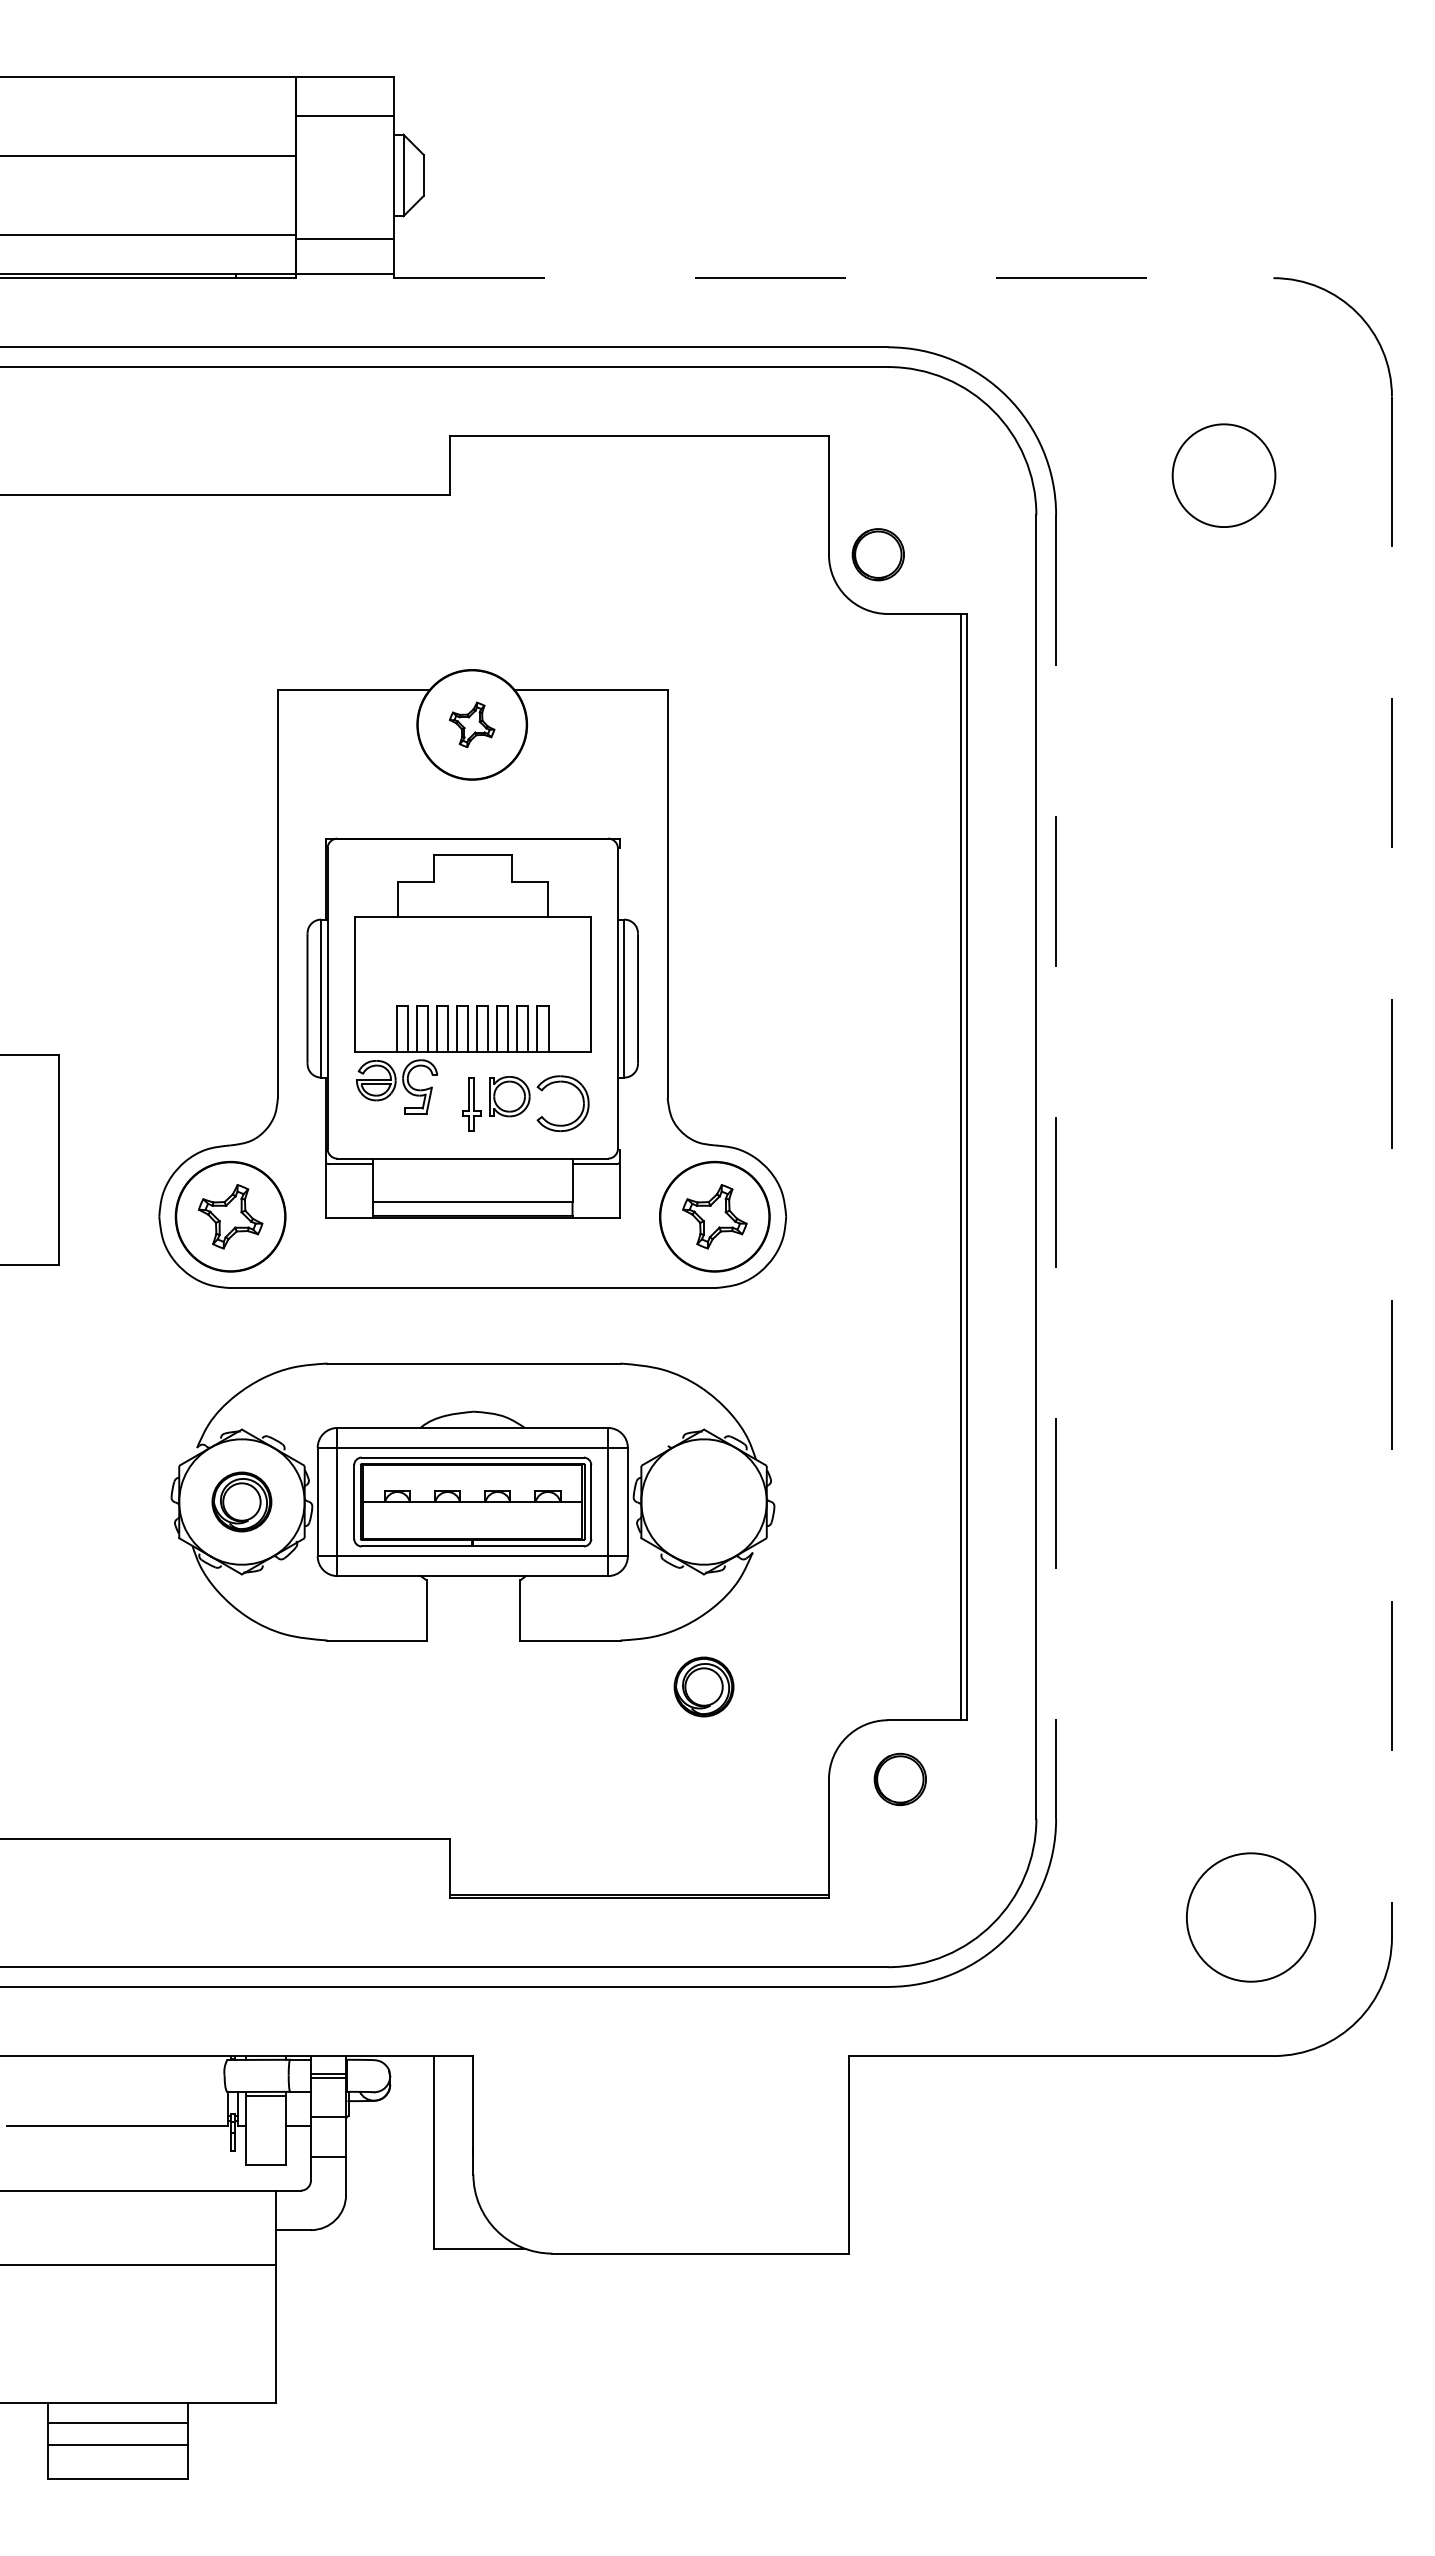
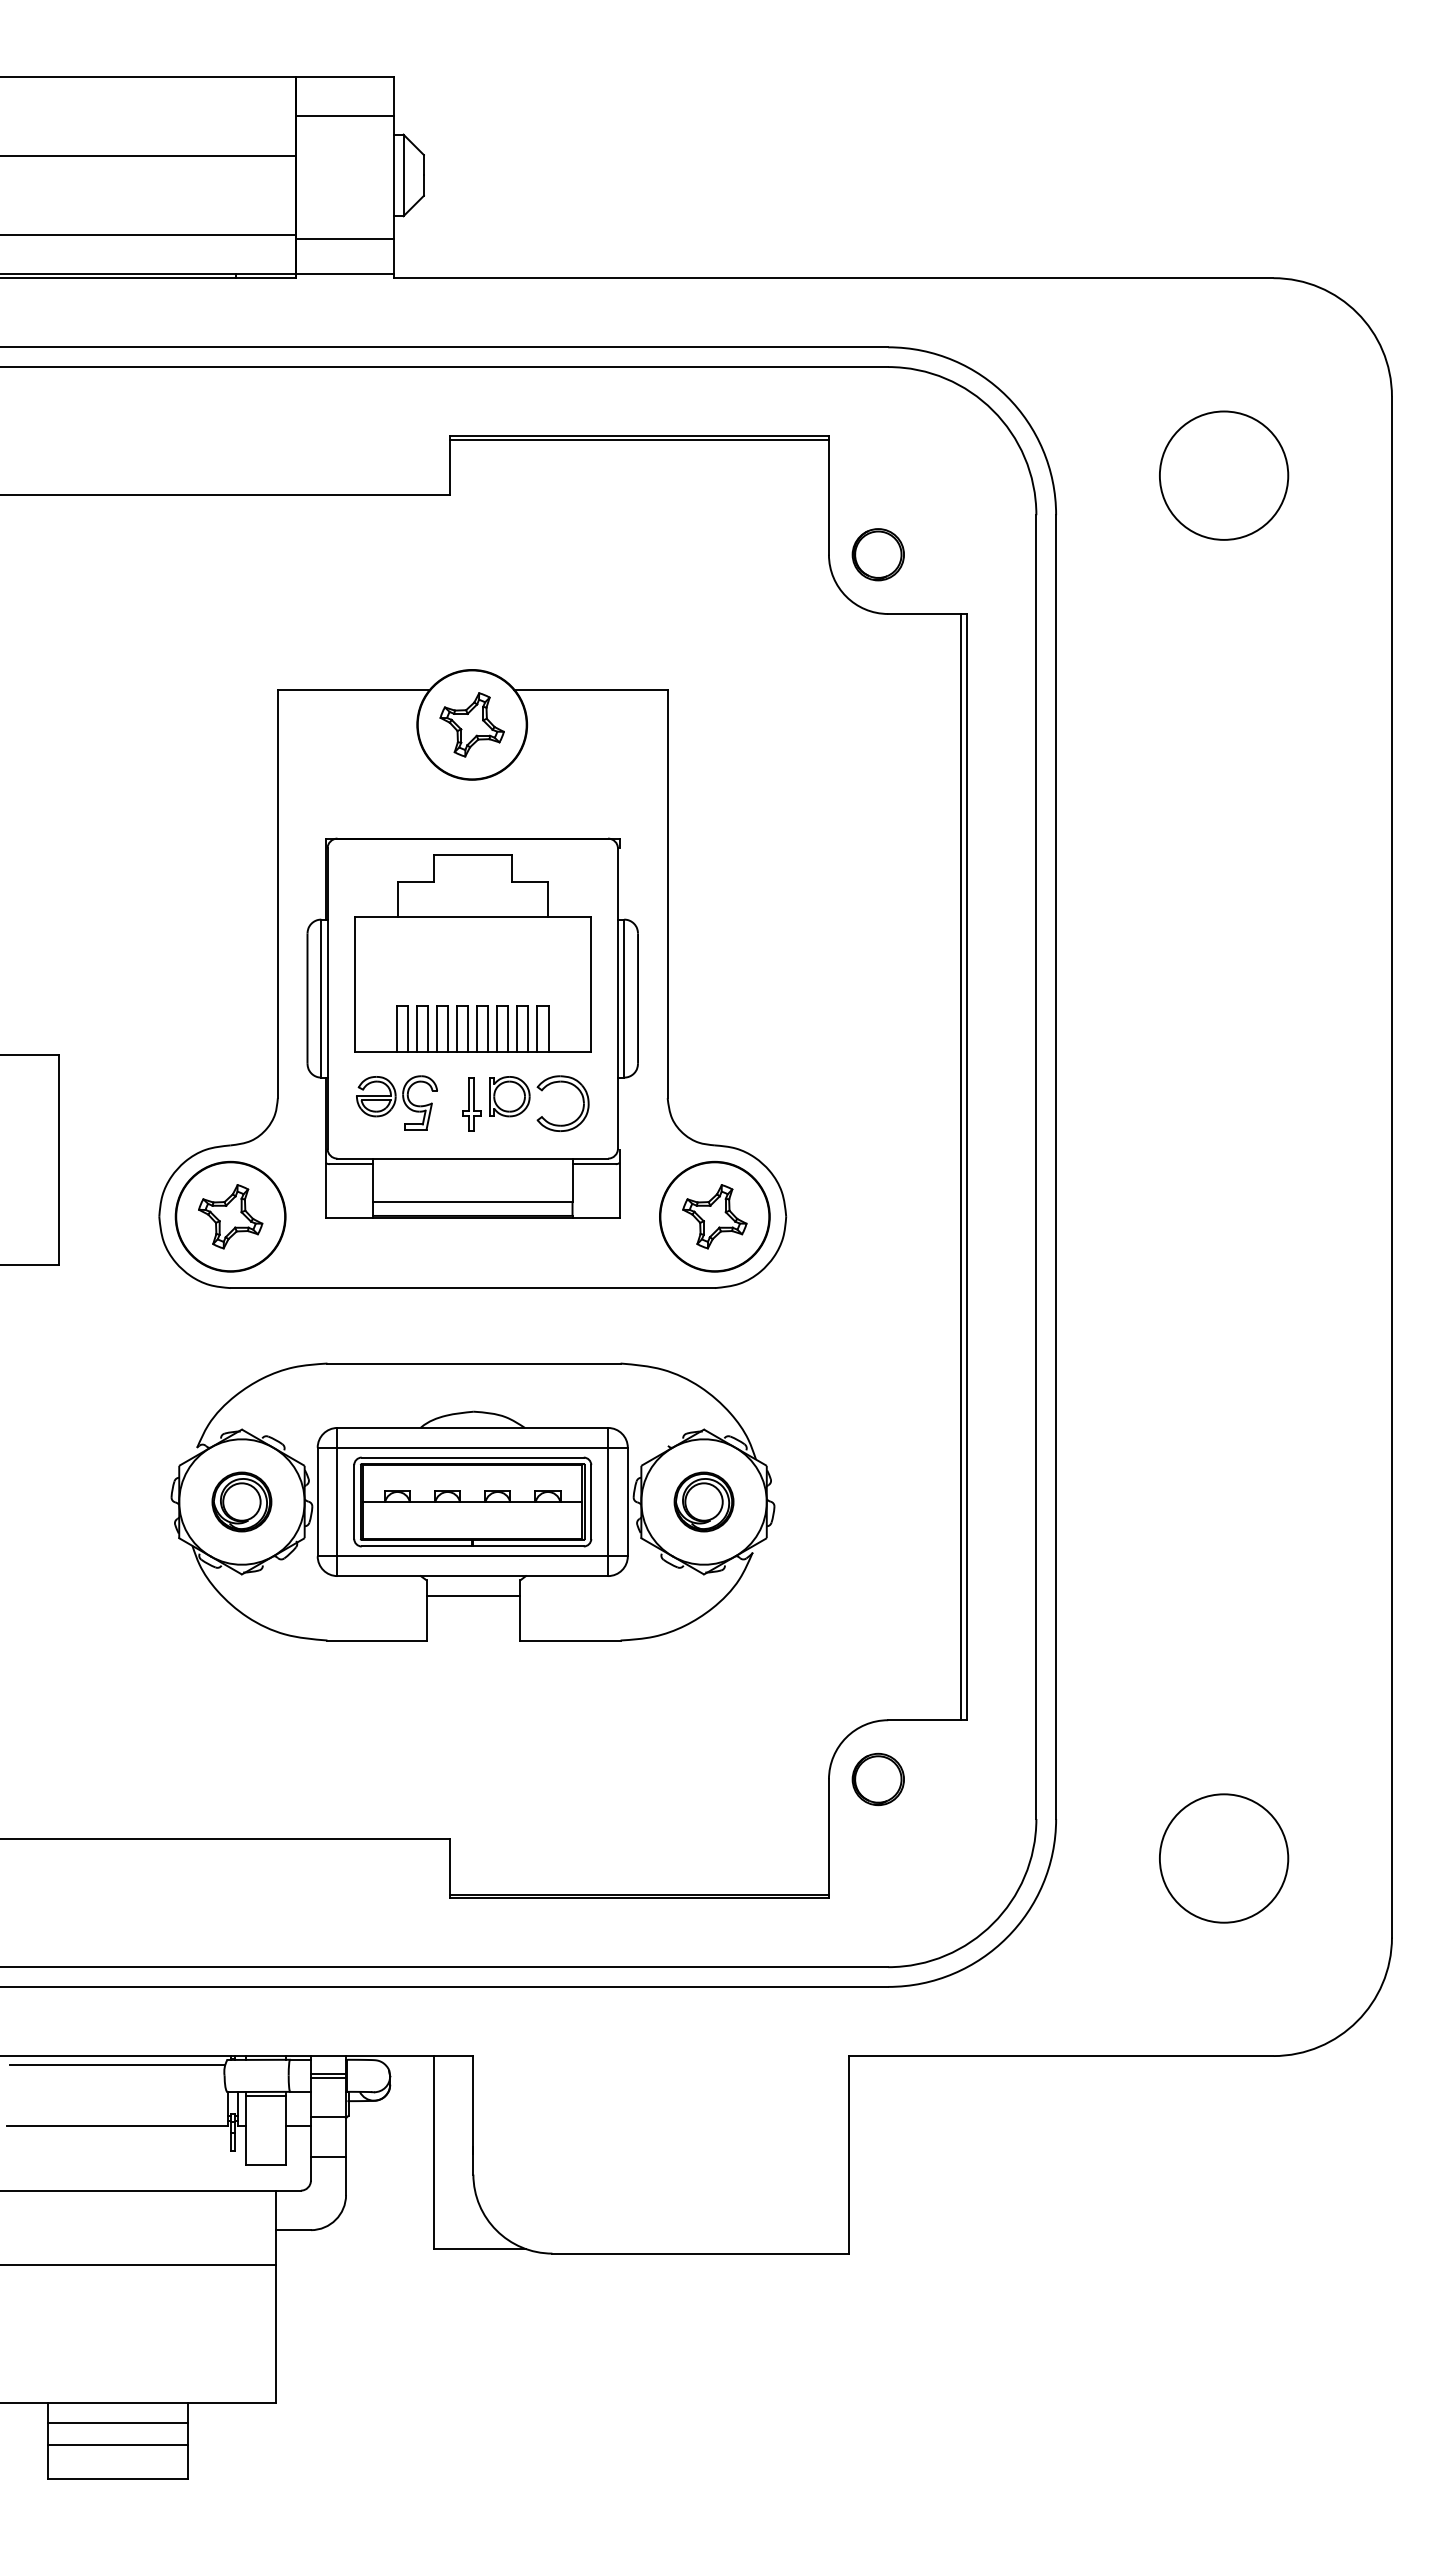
line: dashed -> solid (833, 278)
line: none -> present (638, 439)
circle diameter: 103 px -> 128 px (1223, 475)
part size: 47x47 px -> 66x66 px (471, 724)
part position: (396, 1086) -> (396, 1102) (396, 1102)
line: dashed -> solid (1056, 1167)
line: dashed -> solid (1391, 1167)
line: none -> present (473, 1595)
part position: (703, 1686) -> (703, 1501) (703, 1501)
part position: (899, 1779) -> (877, 1779) (877, 1779)
circle position: (1251, 1917) -> (1224, 1858) (1224, 1858)
line: none -> present (117, 2065)
